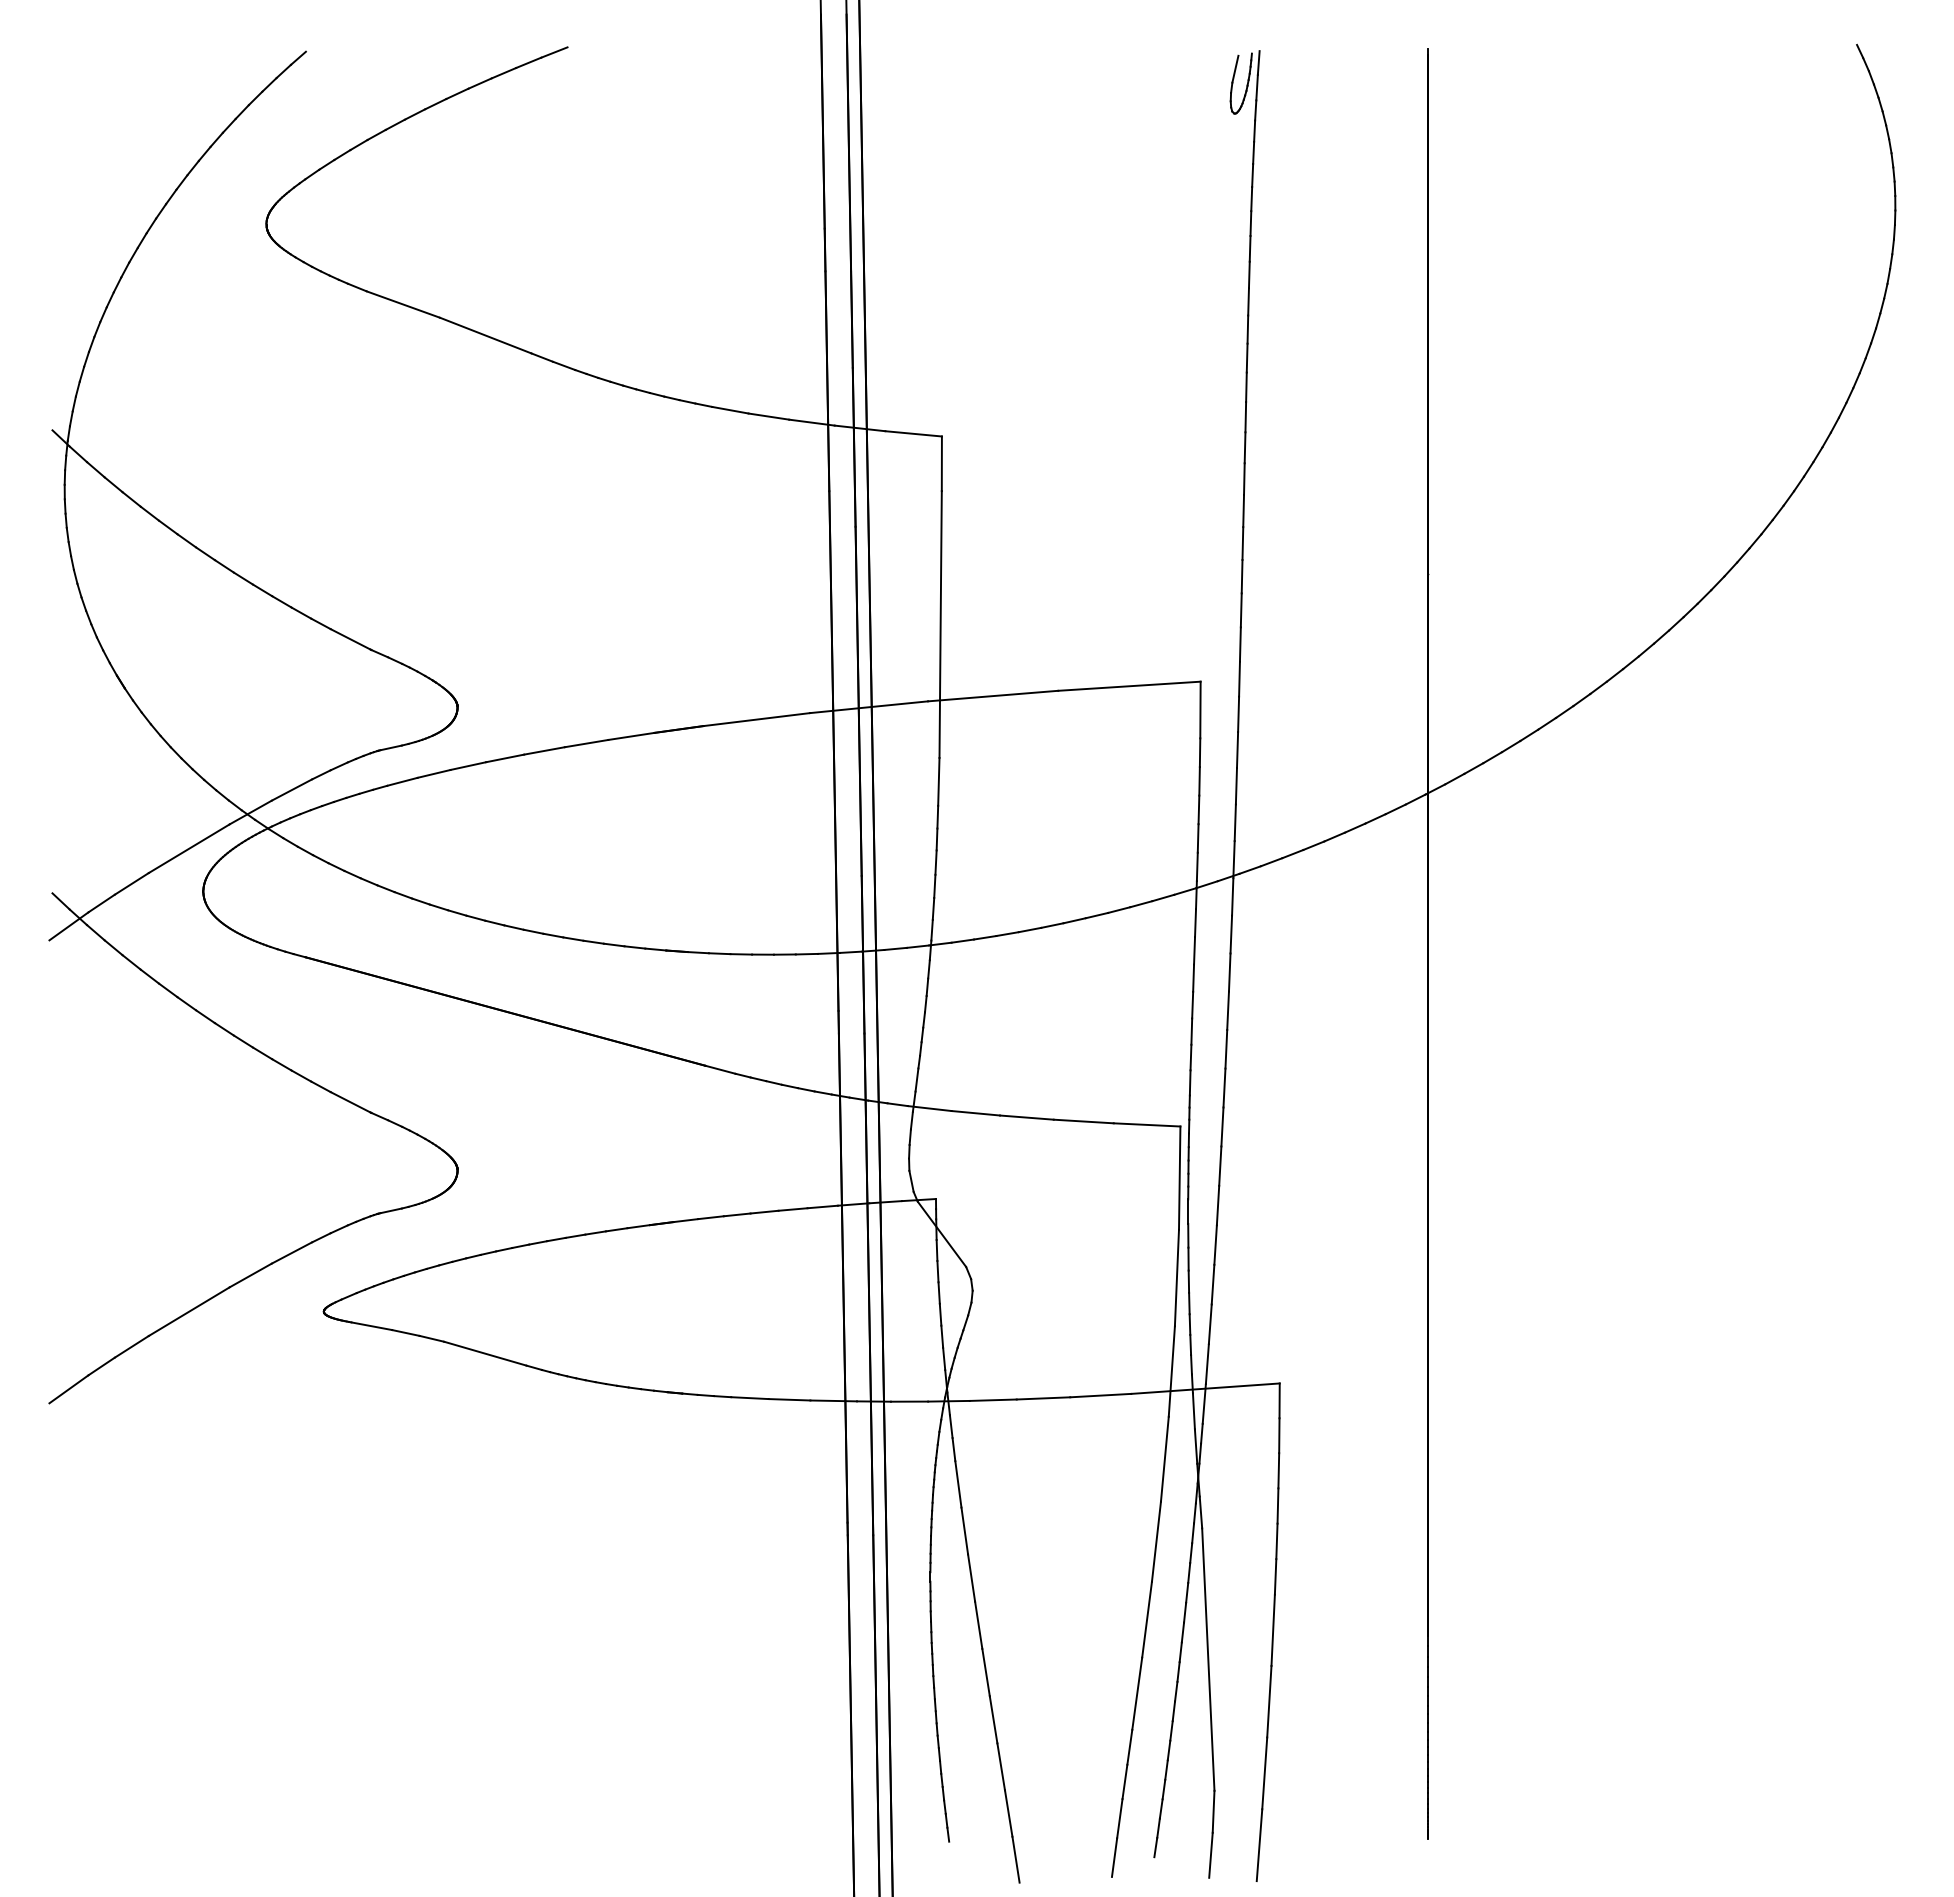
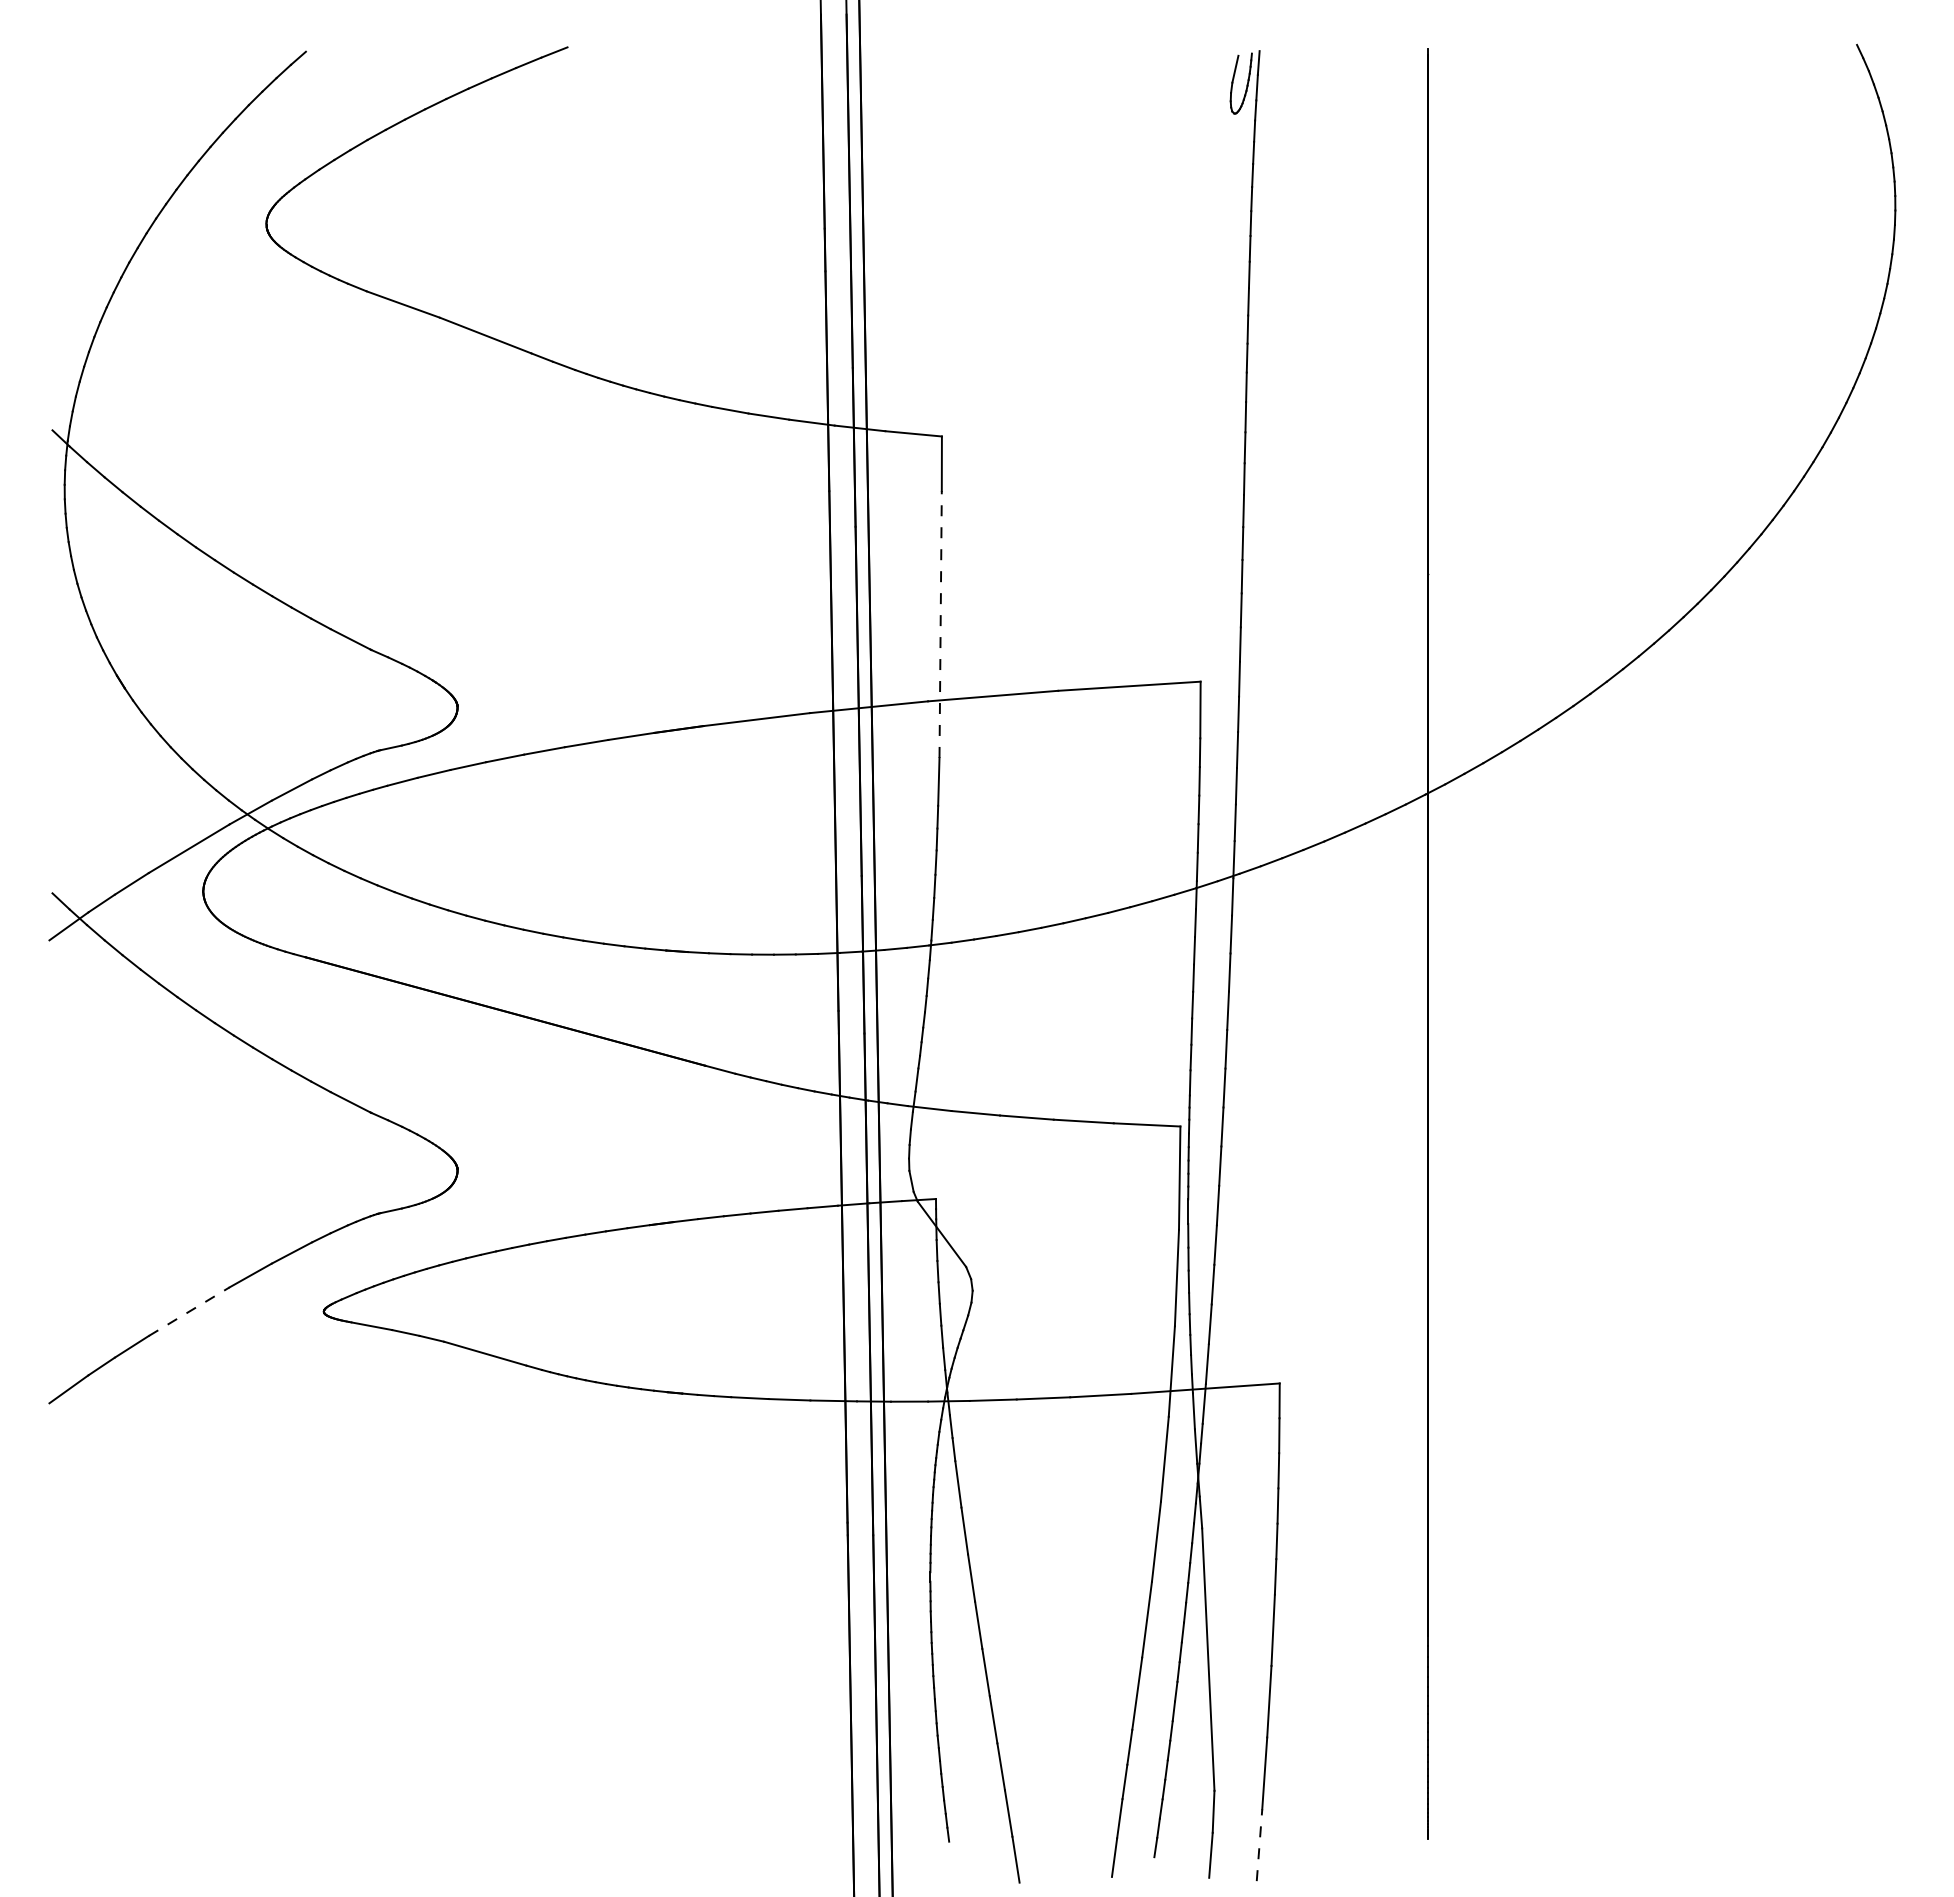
line: solid -> dashed (940, 624)
line: solid -> dashed (189, 1311)
line: solid -> dashed (1259, 1844)
